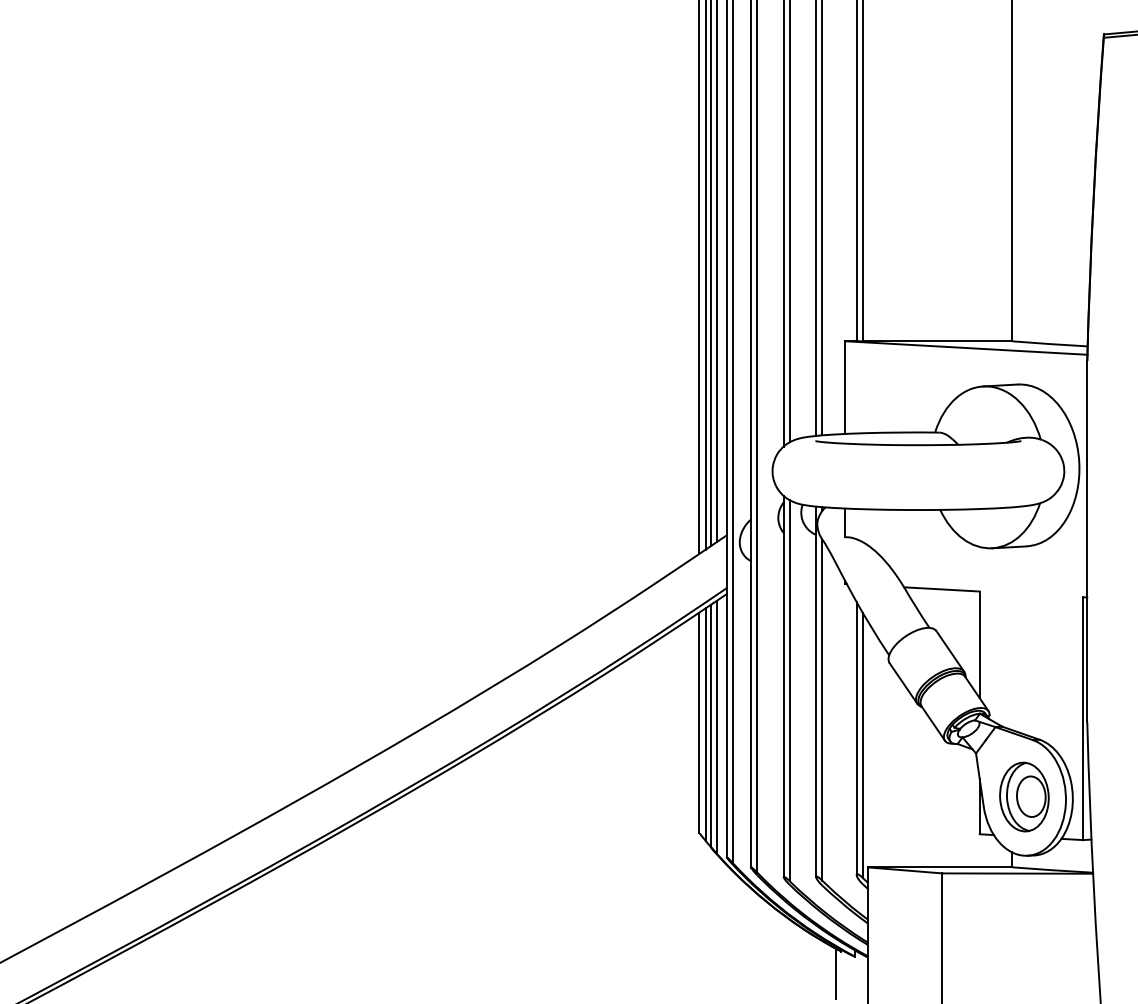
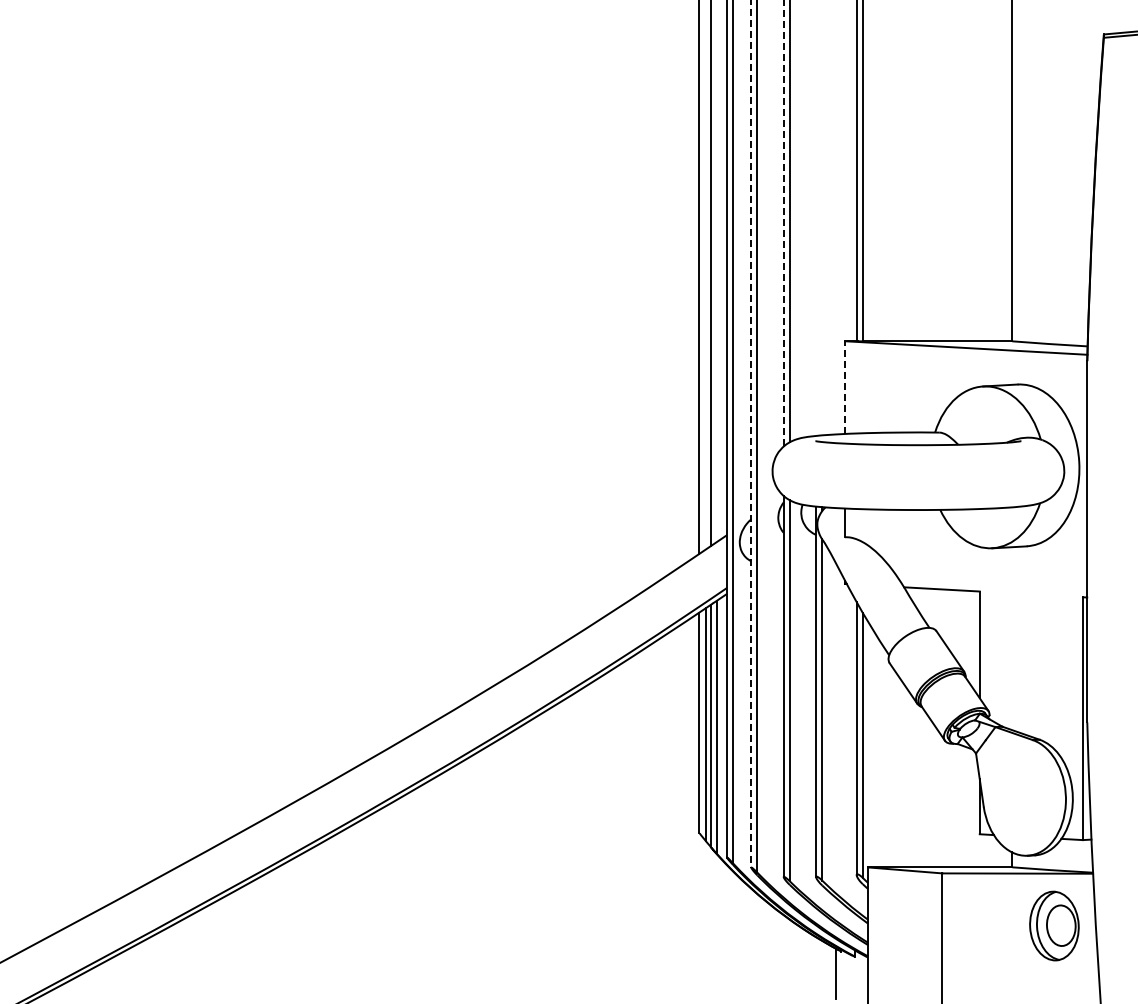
line: present -> none (816, 218)
line: present -> none (822, 218)
line: solid -> dashed (783, 223)
line: present -> none (716, 272)
line: present -> none (705, 275)
line: solid -> dashed (845, 387)
line: solid -> dashed (751, 434)
part position: (1024, 796) -> (1054, 925) (1054, 925)
